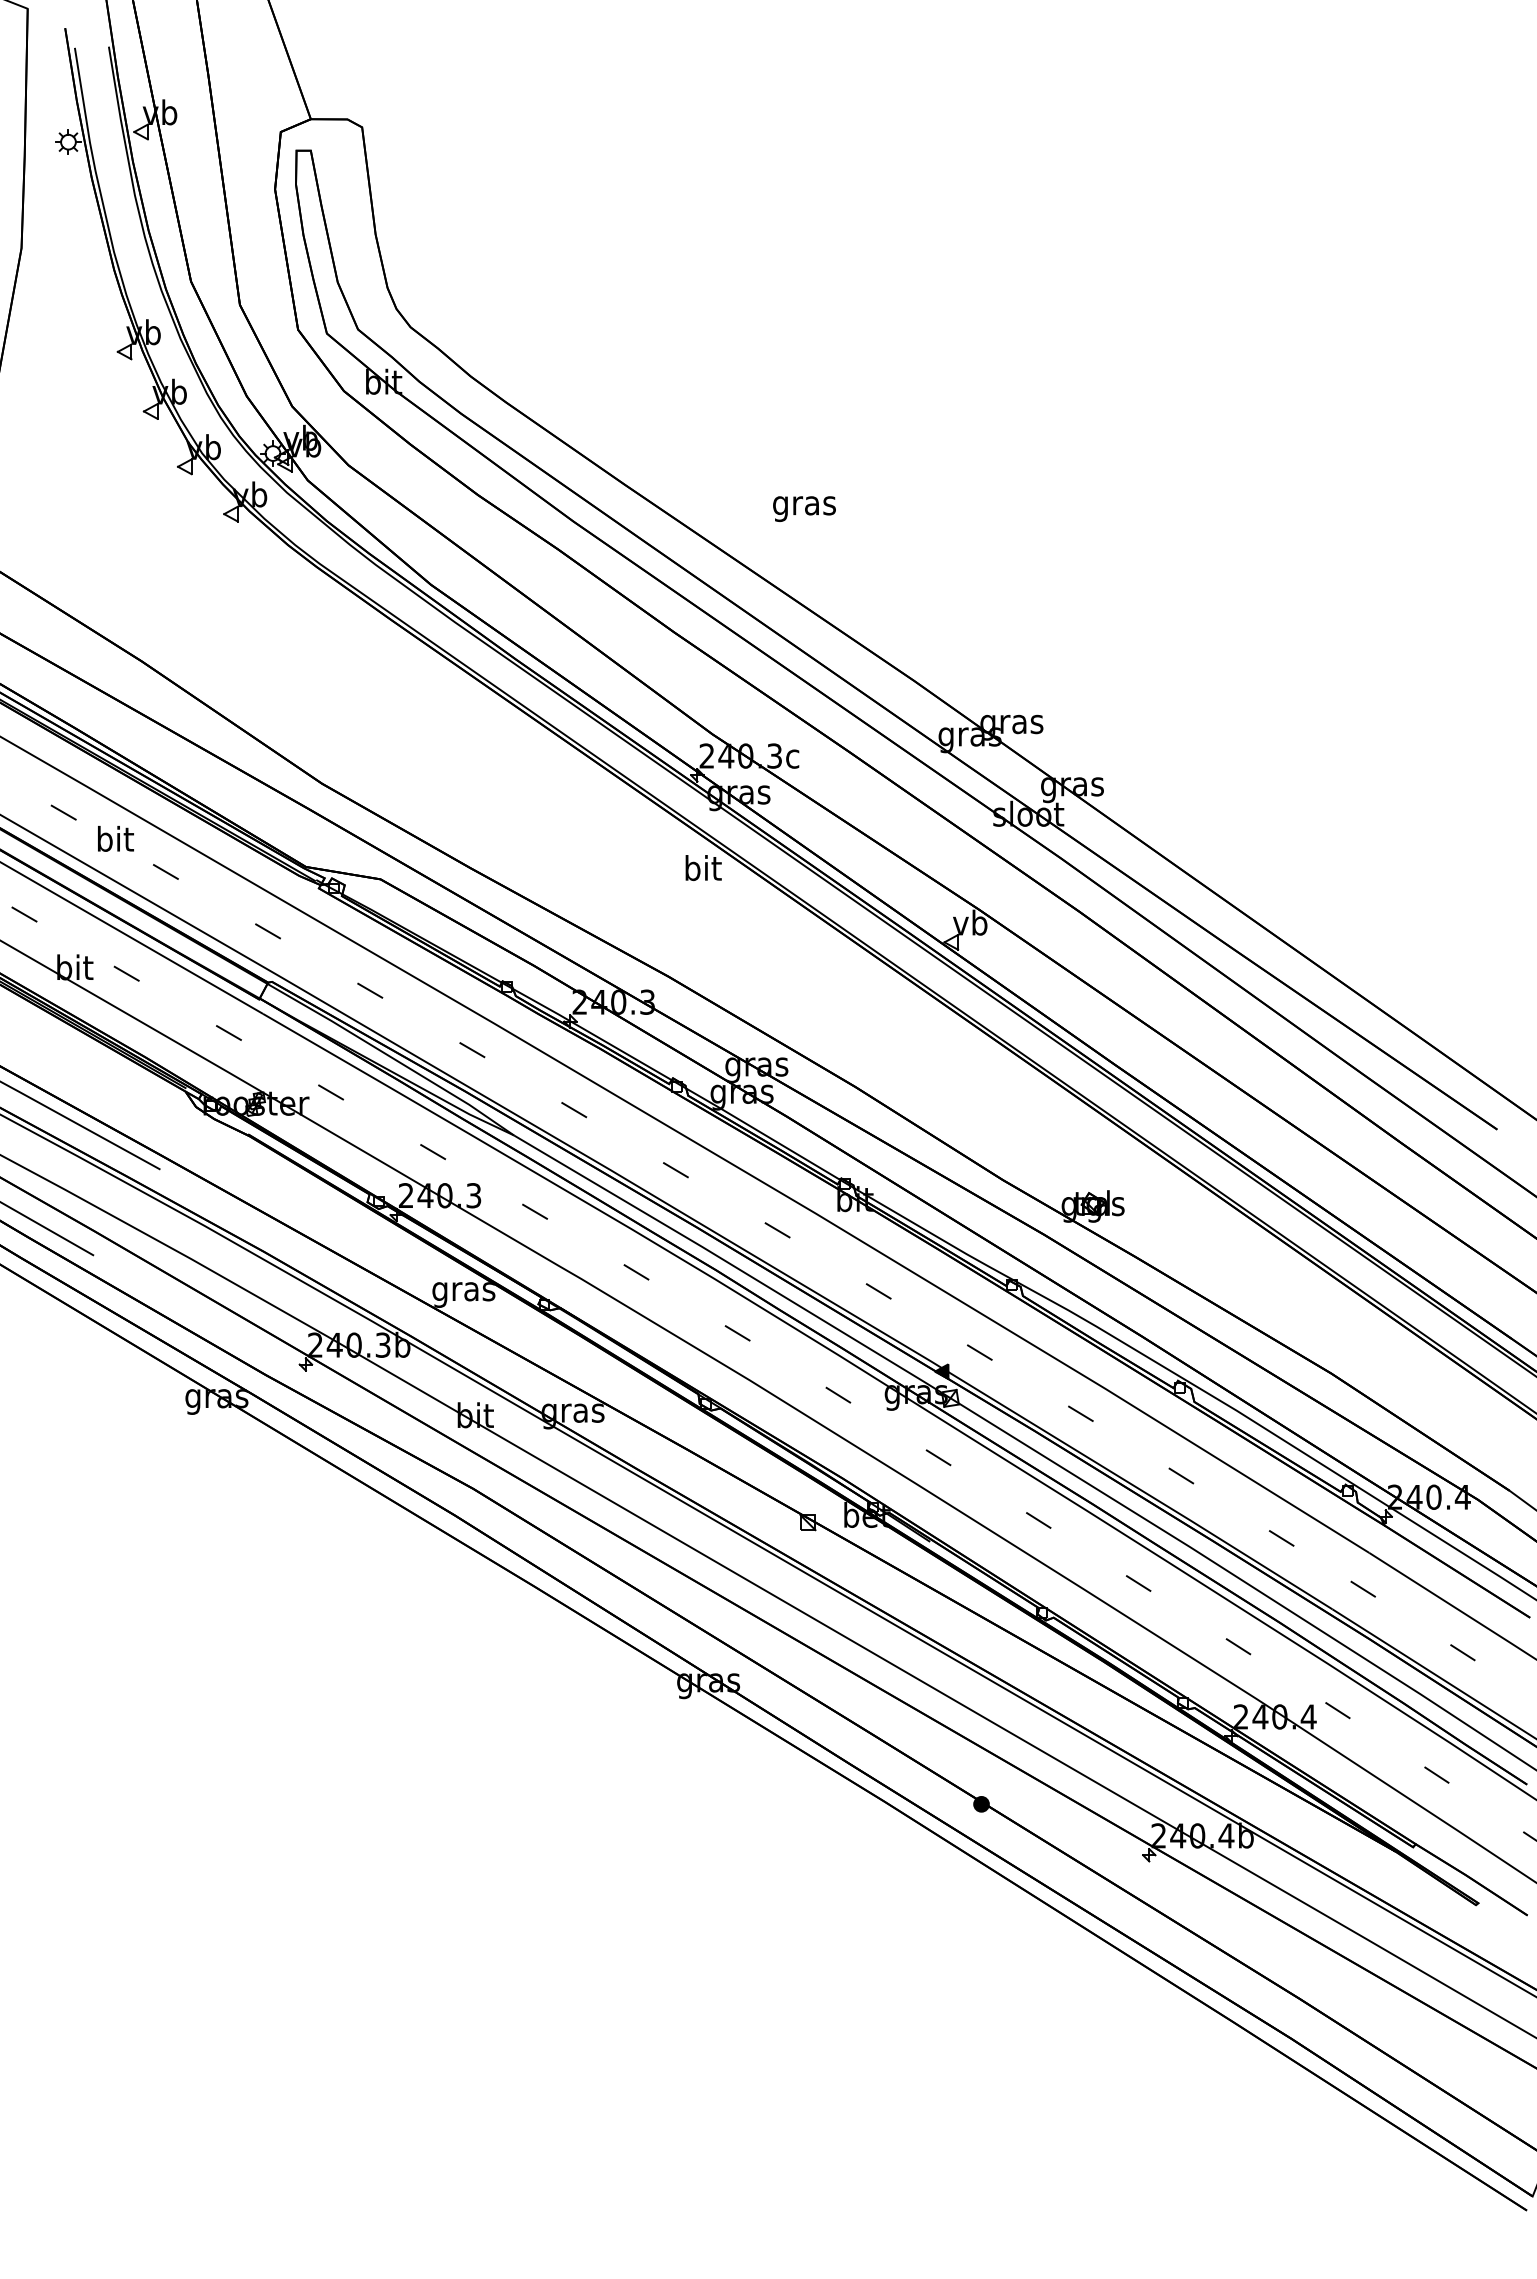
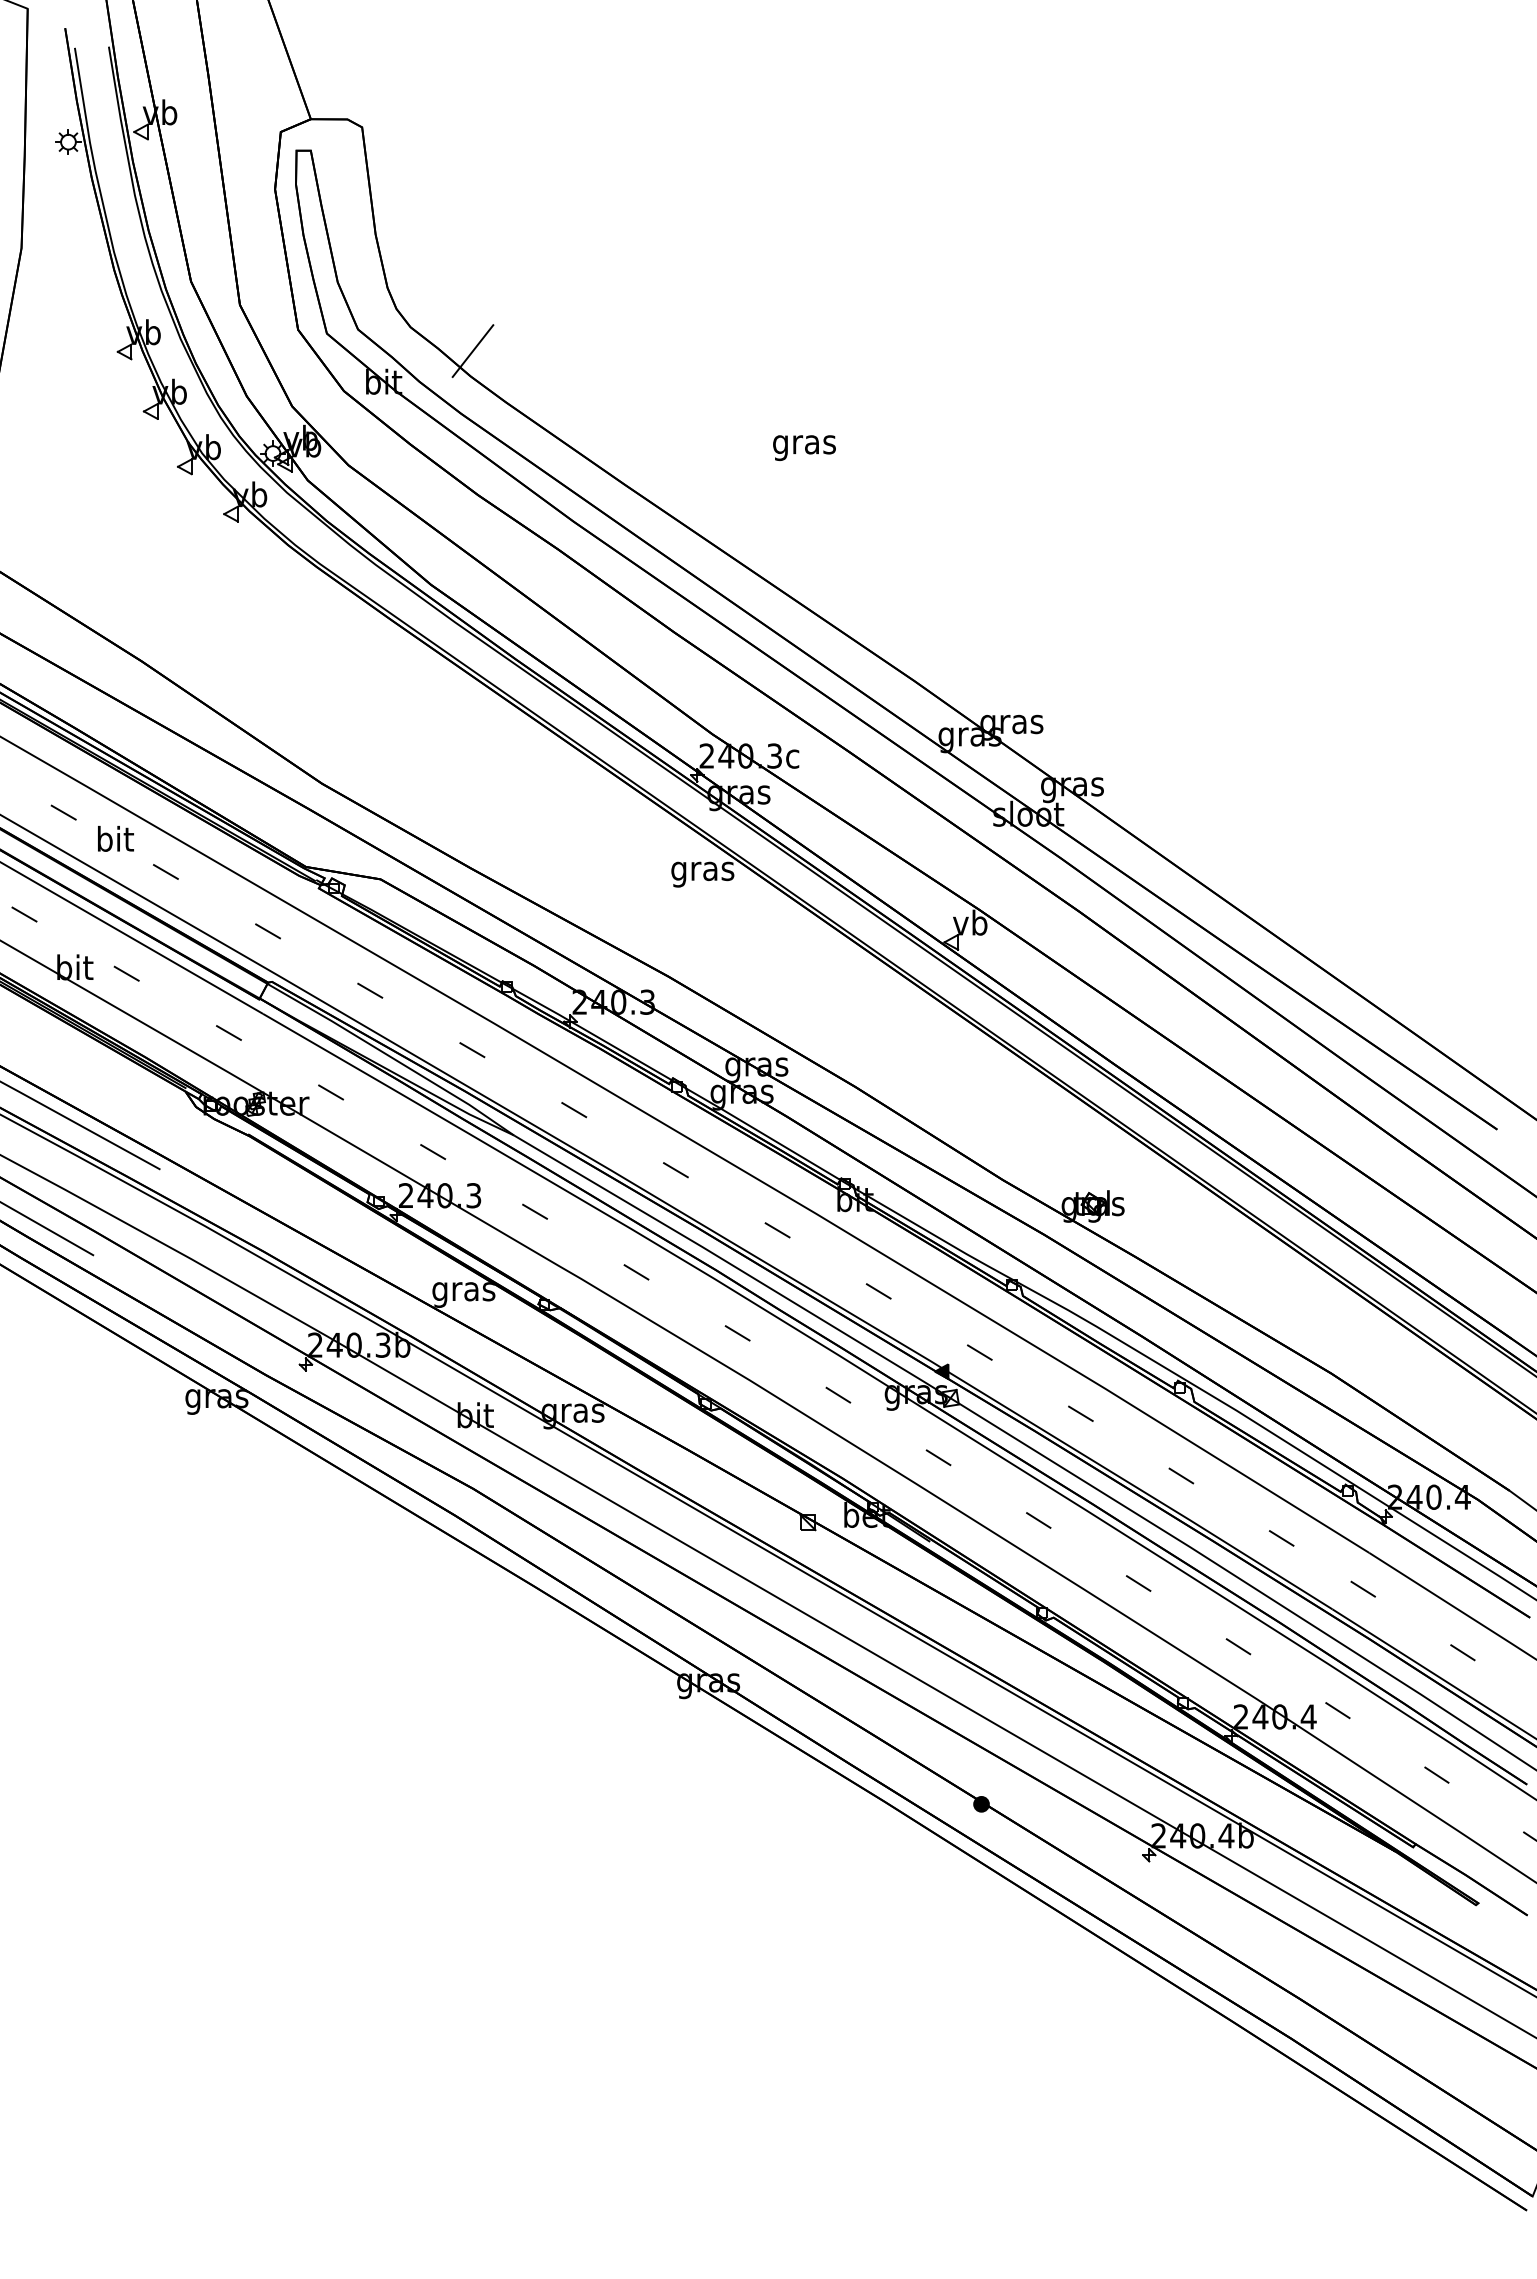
line: none -> present (472, 351)
text position: (804, 508) -> (804, 447) (804, 447)
text: bit -> gras (702, 871)
